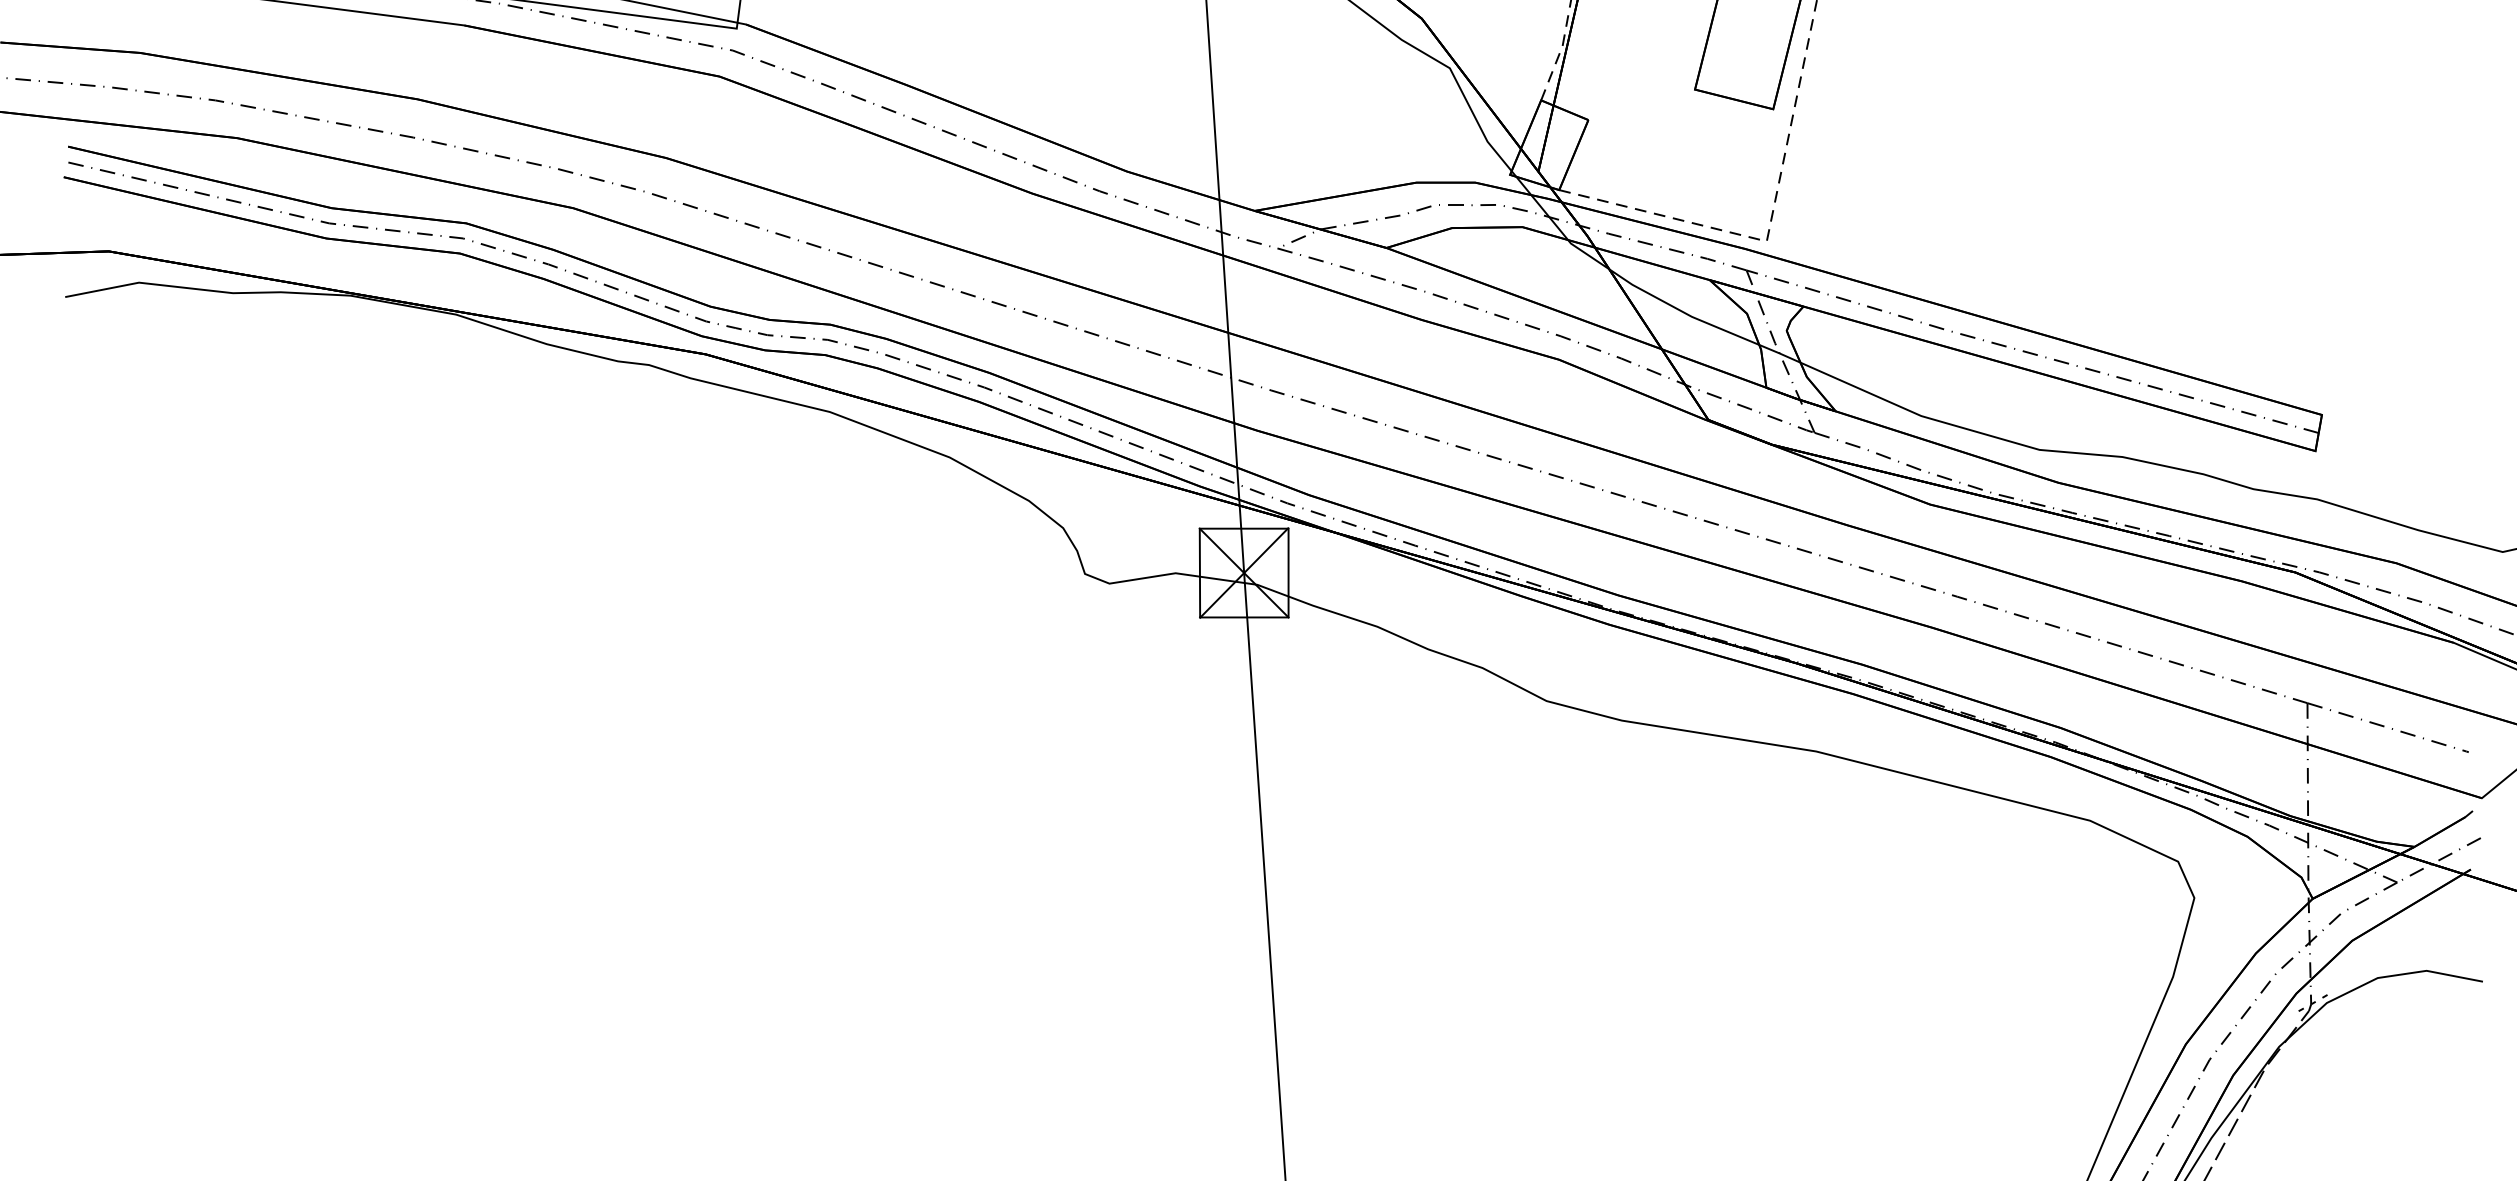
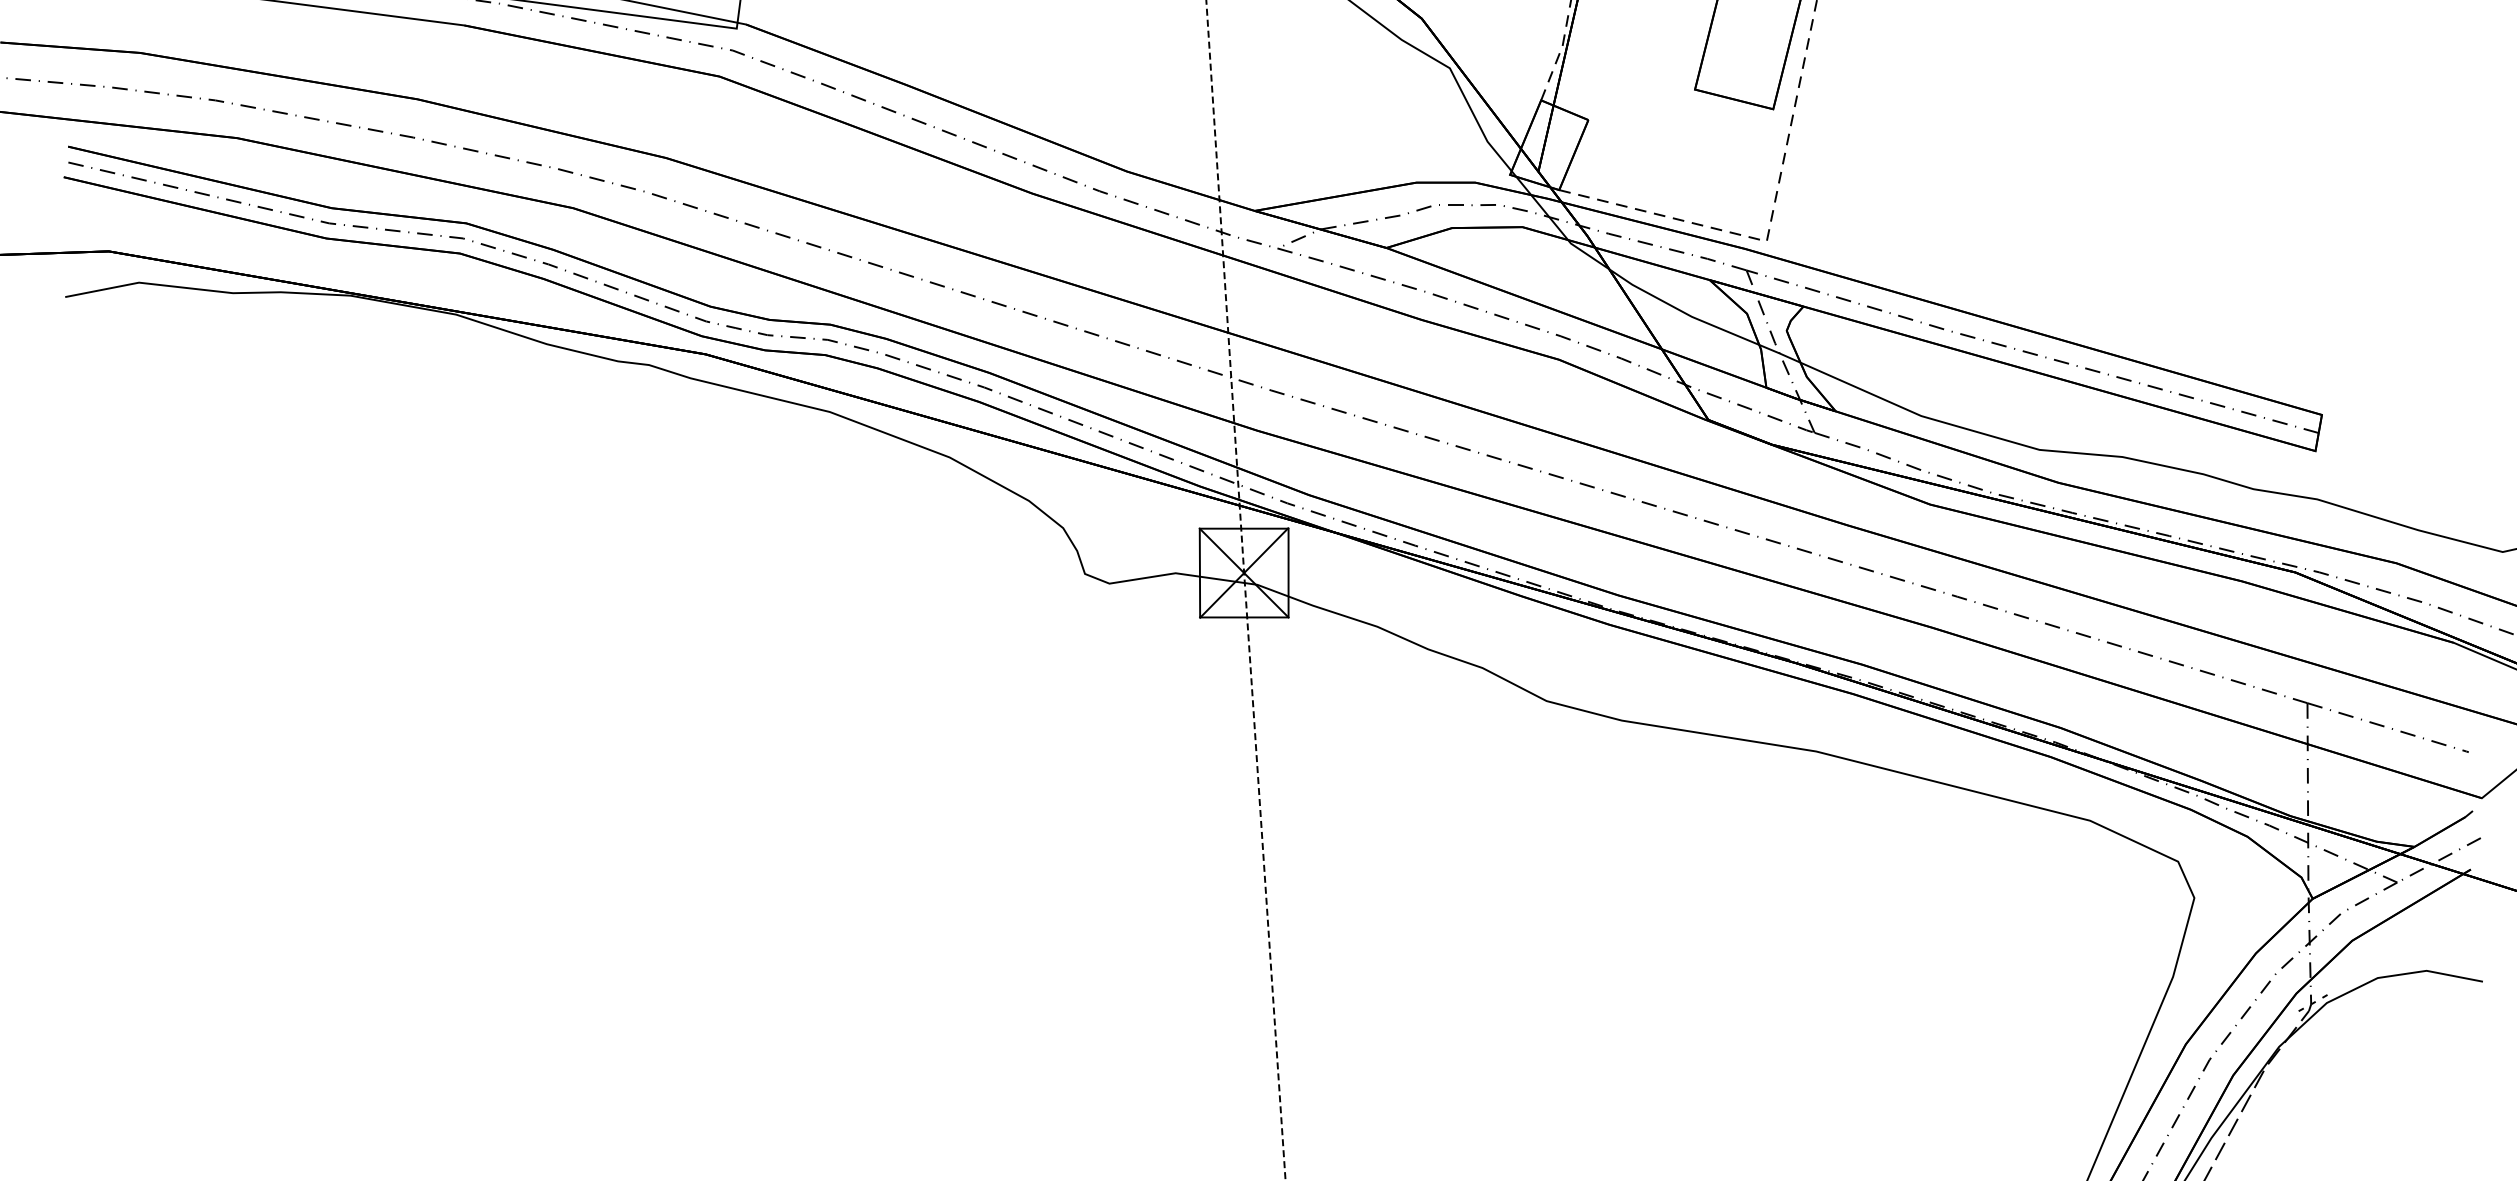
line: solid -> dashed (1245, 590)
